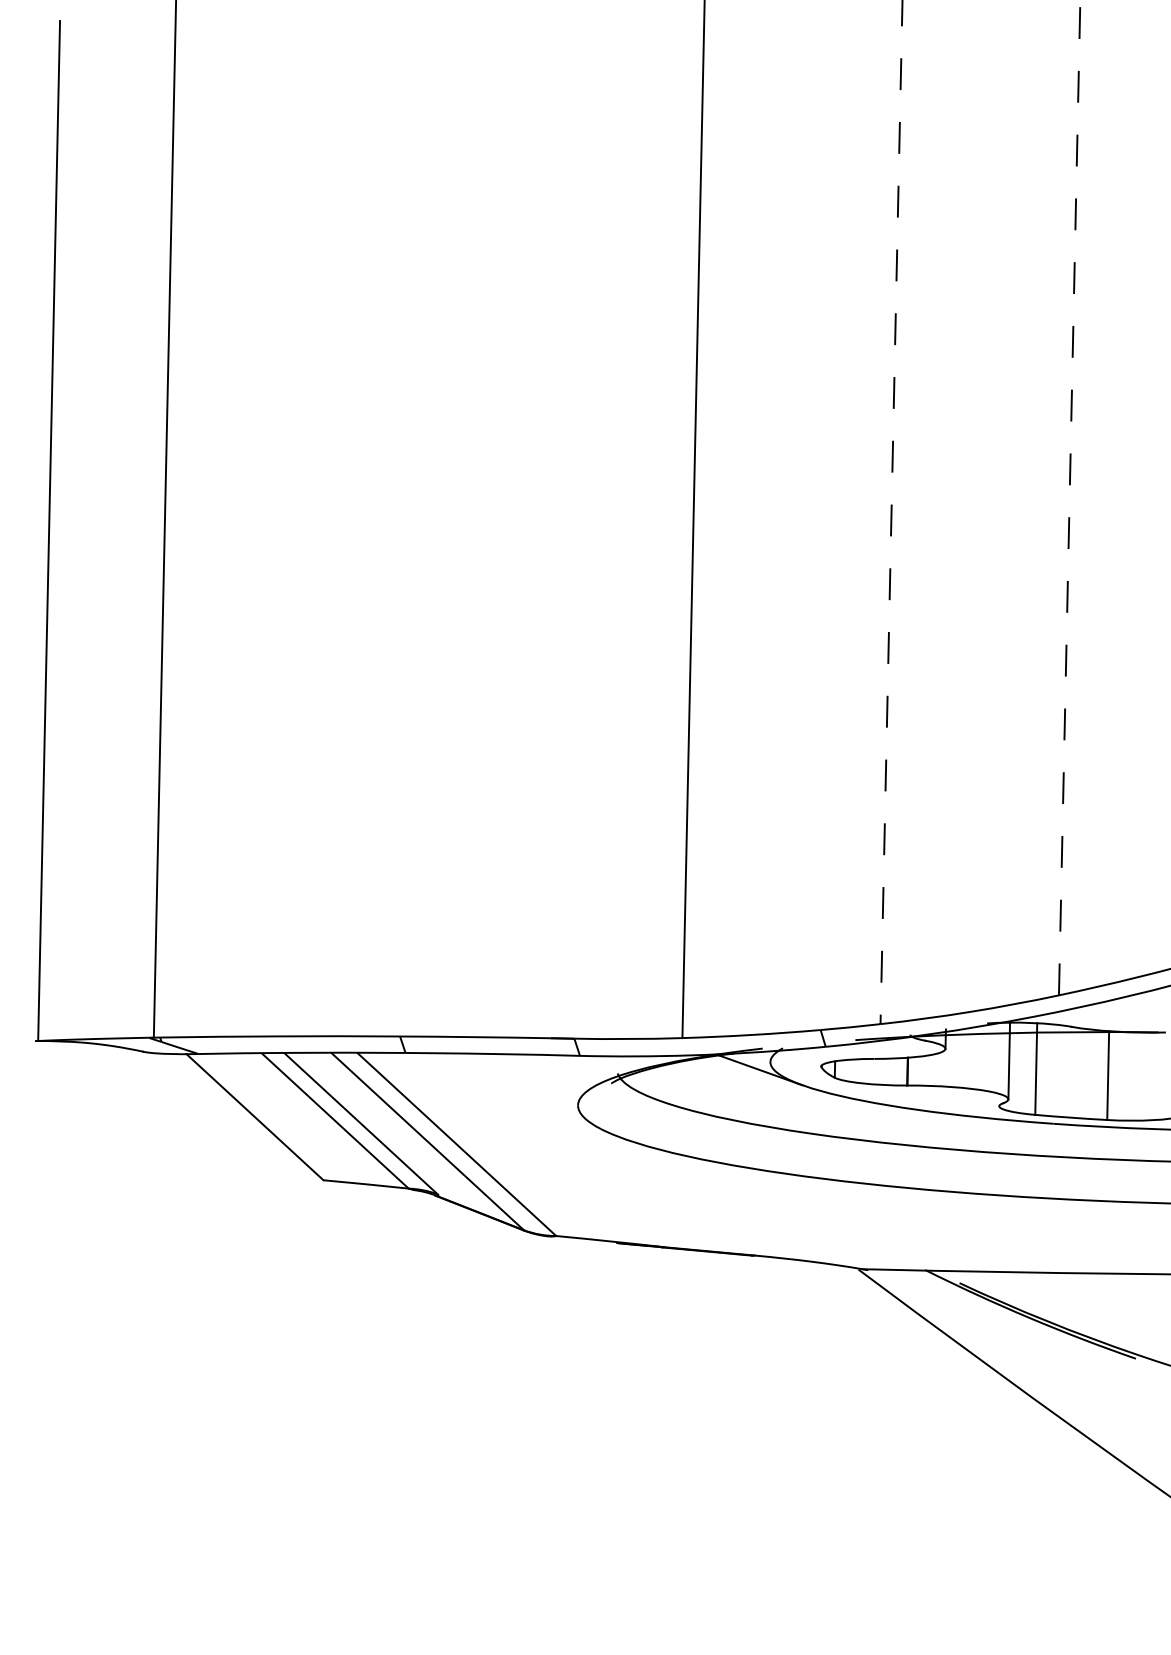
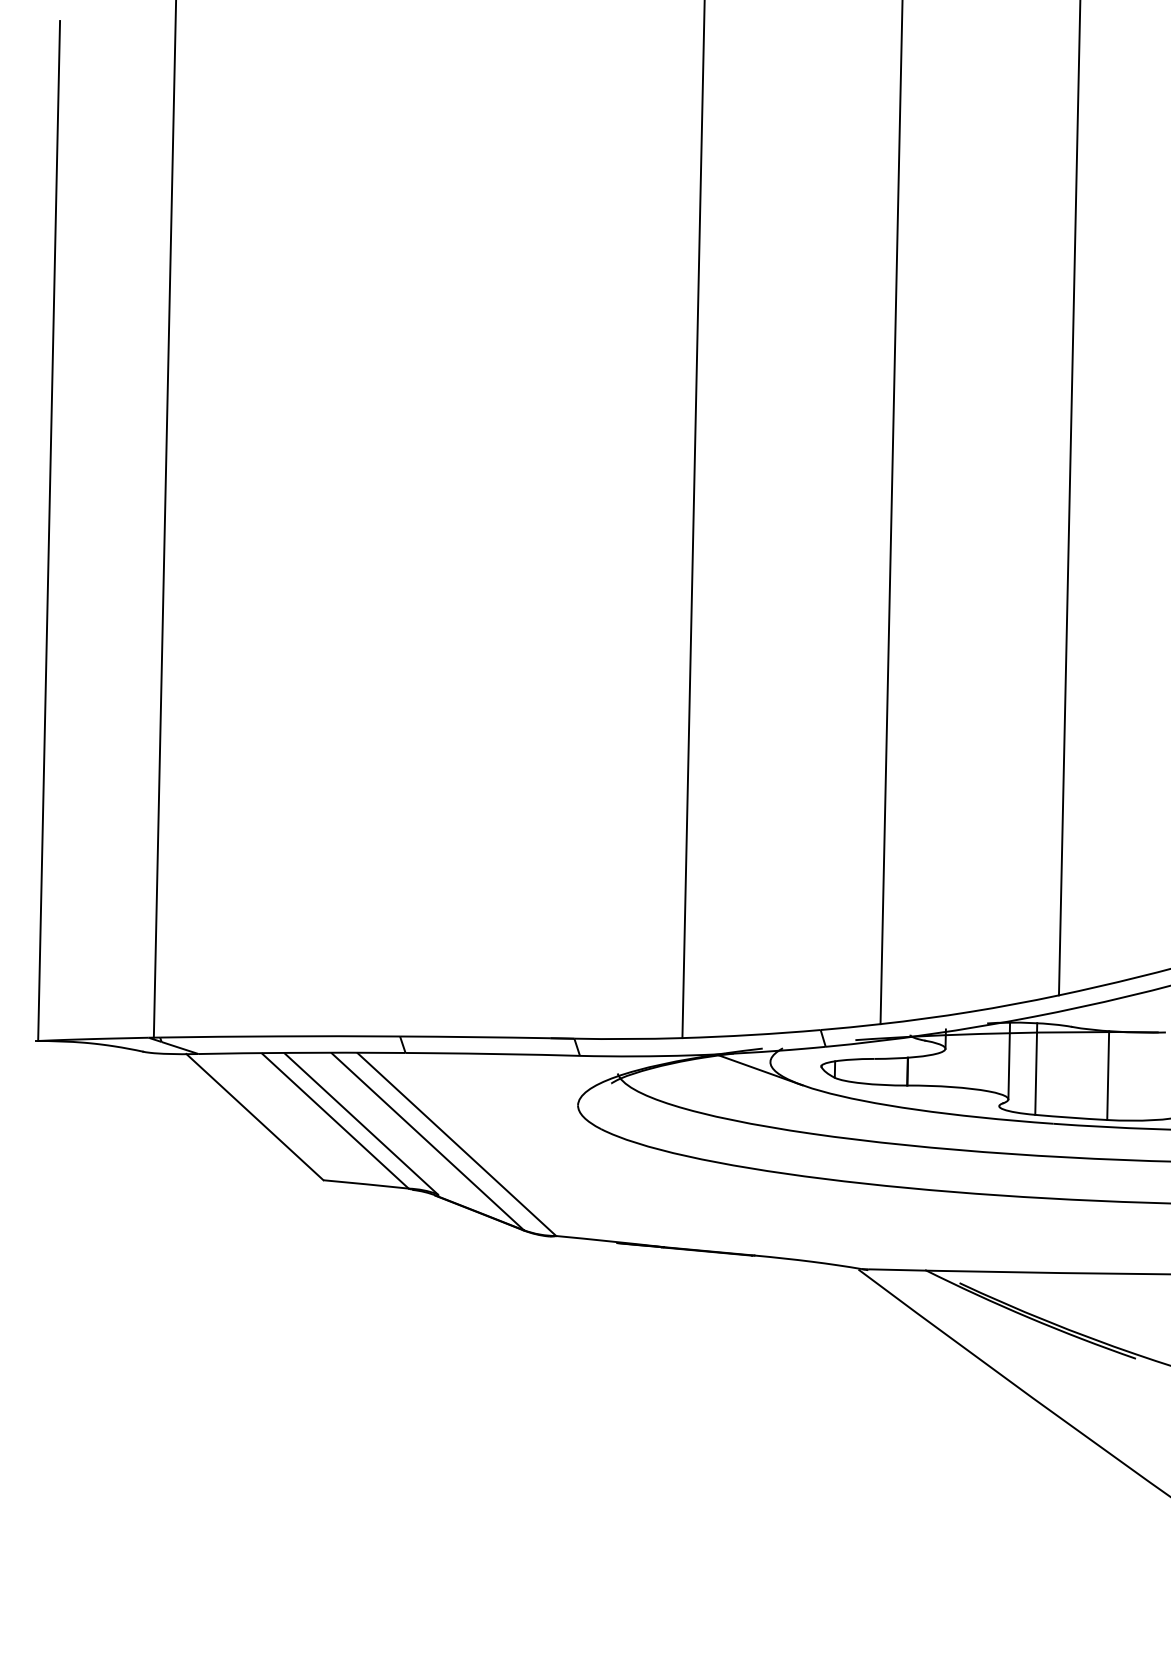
line: dashed -> solid (1069, 497)
line: dashed -> solid (891, 512)
